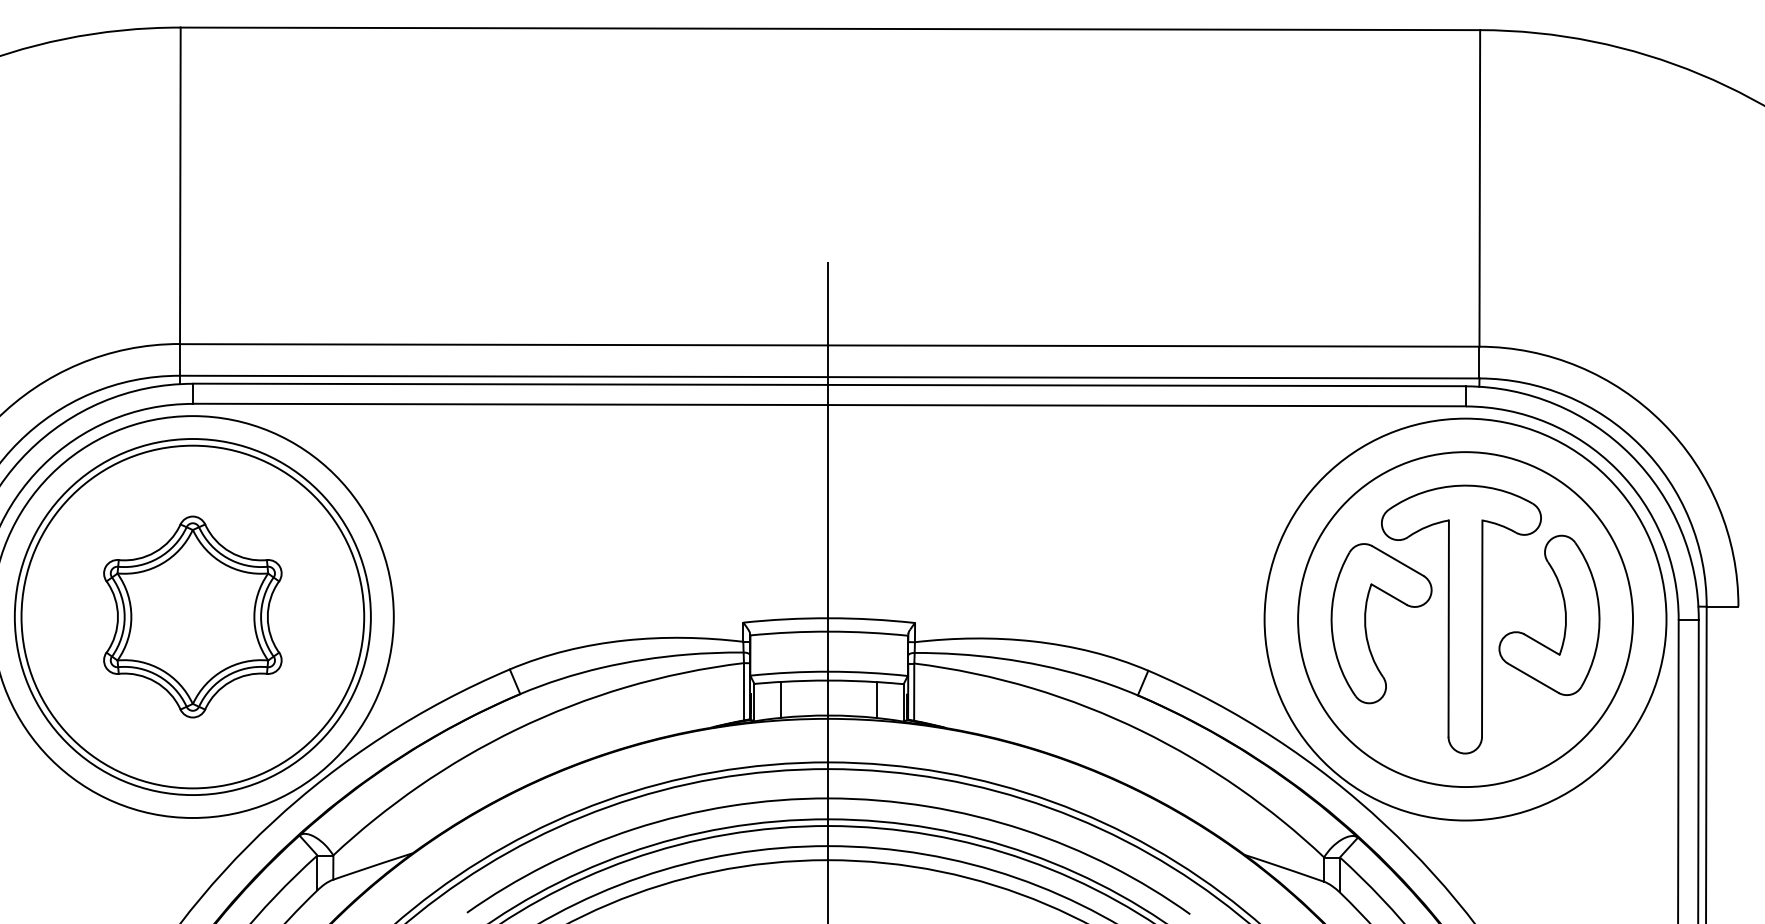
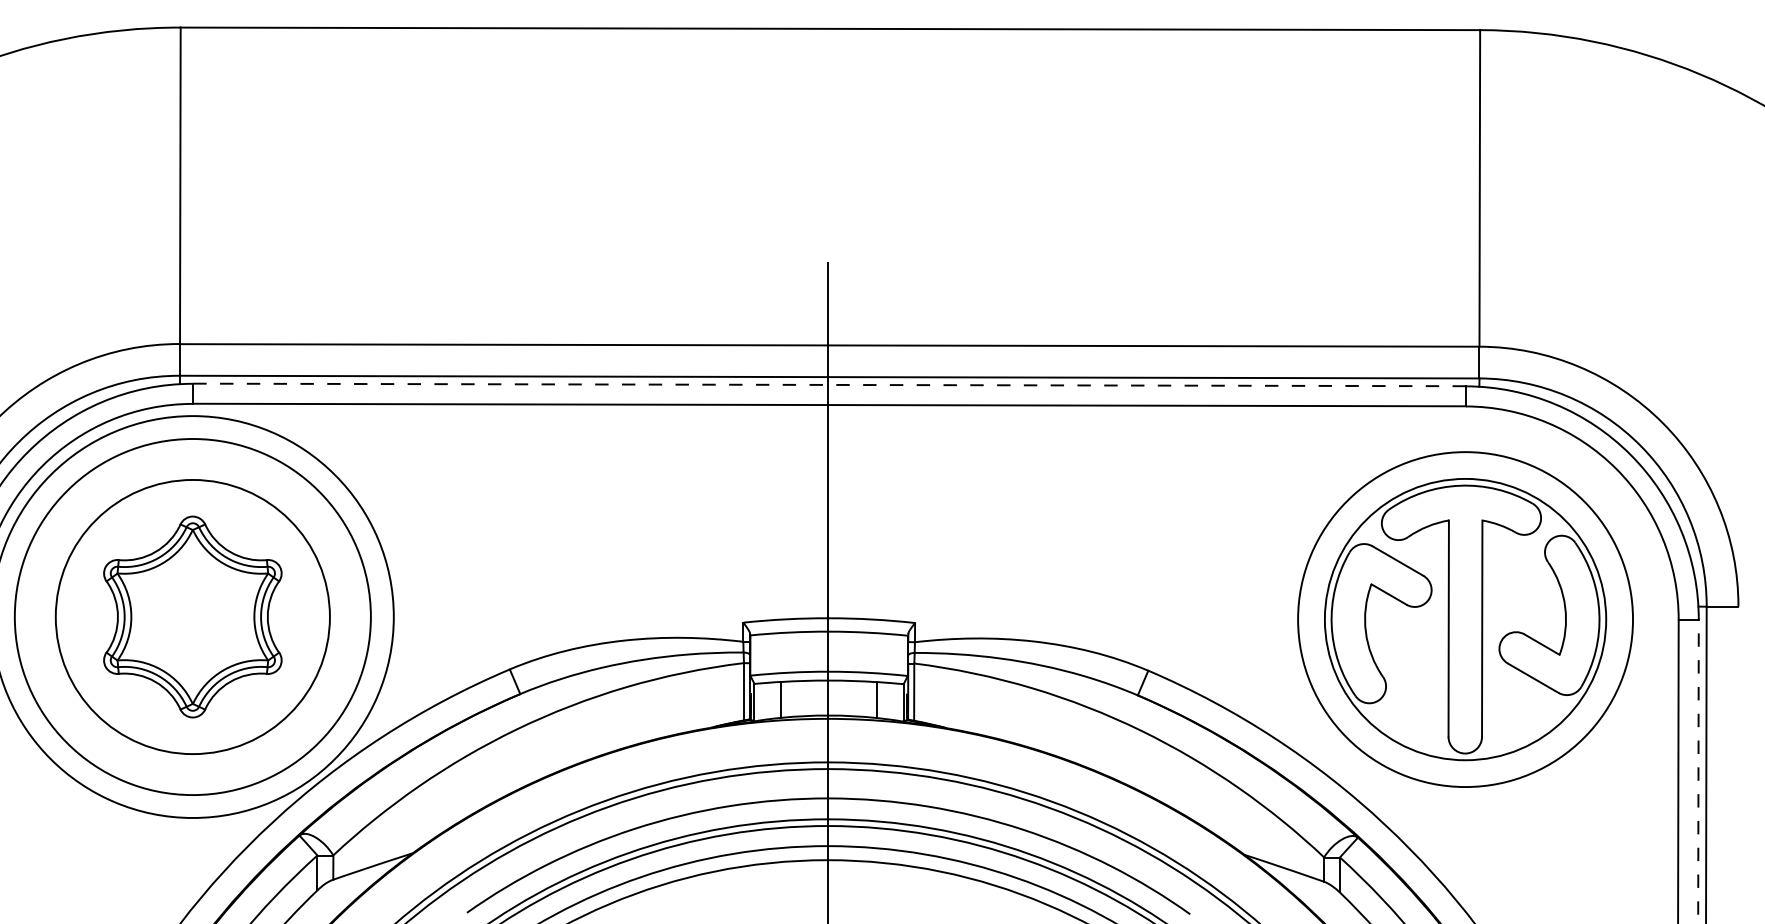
line: solid -> dashed (829, 384)
circle diameter: 343 px -> 274 px (192, 616)
circle diameter: 402 px -> 281 px (1465, 619)
line: solid -> dashed (1698, 771)
